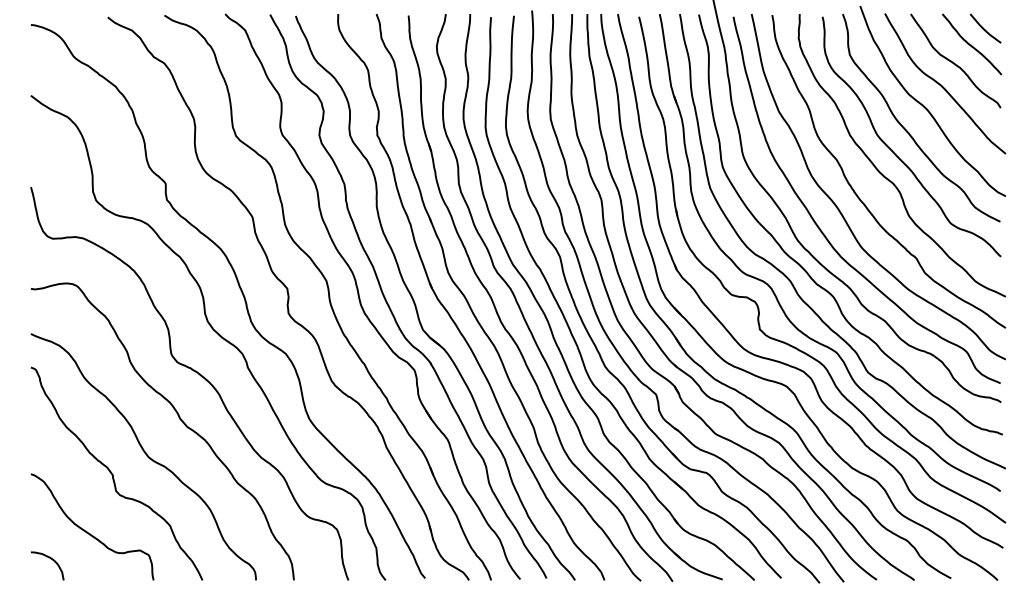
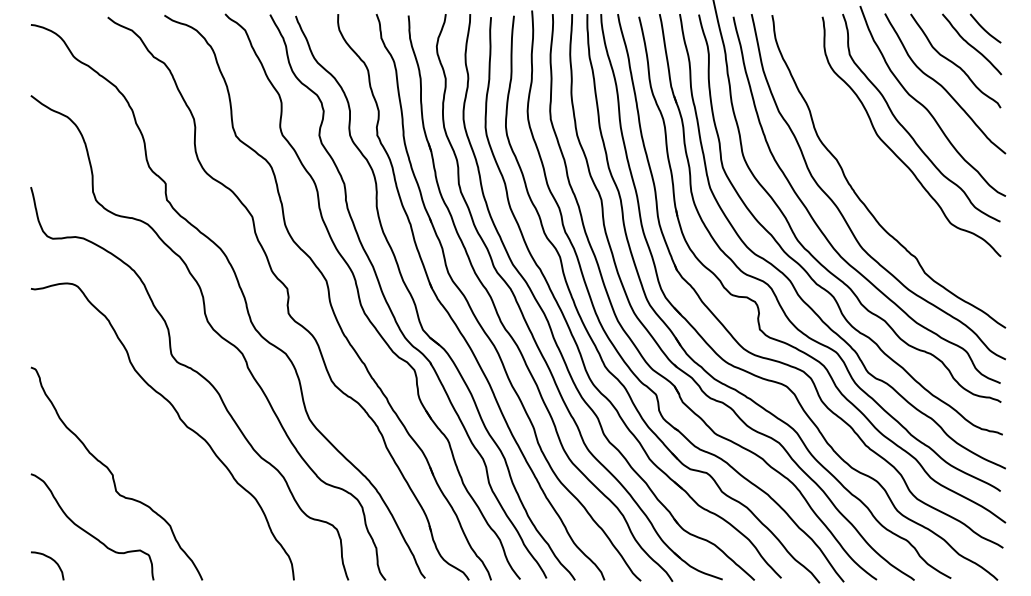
curve: present -> none (887, 177)
curve: present -> none (145, 454)
